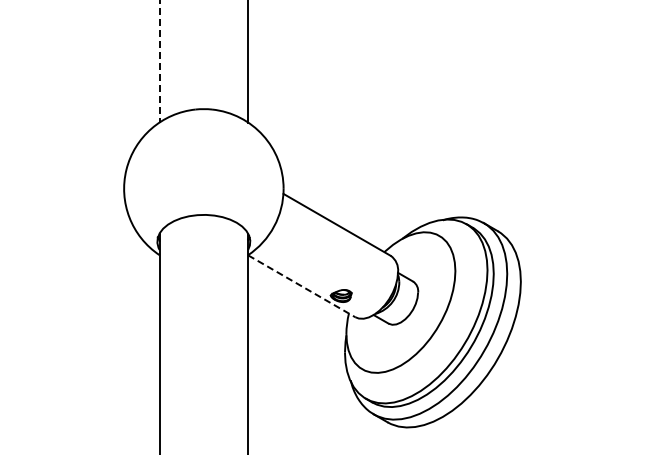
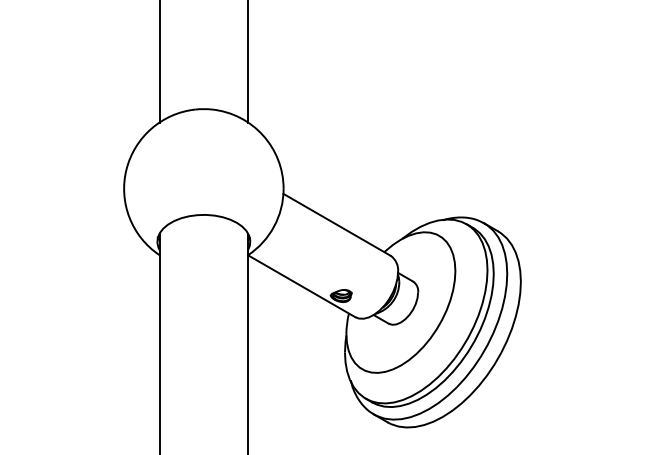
line: dashed -> solid (159, 61)
line: dashed -> solid (301, 286)
